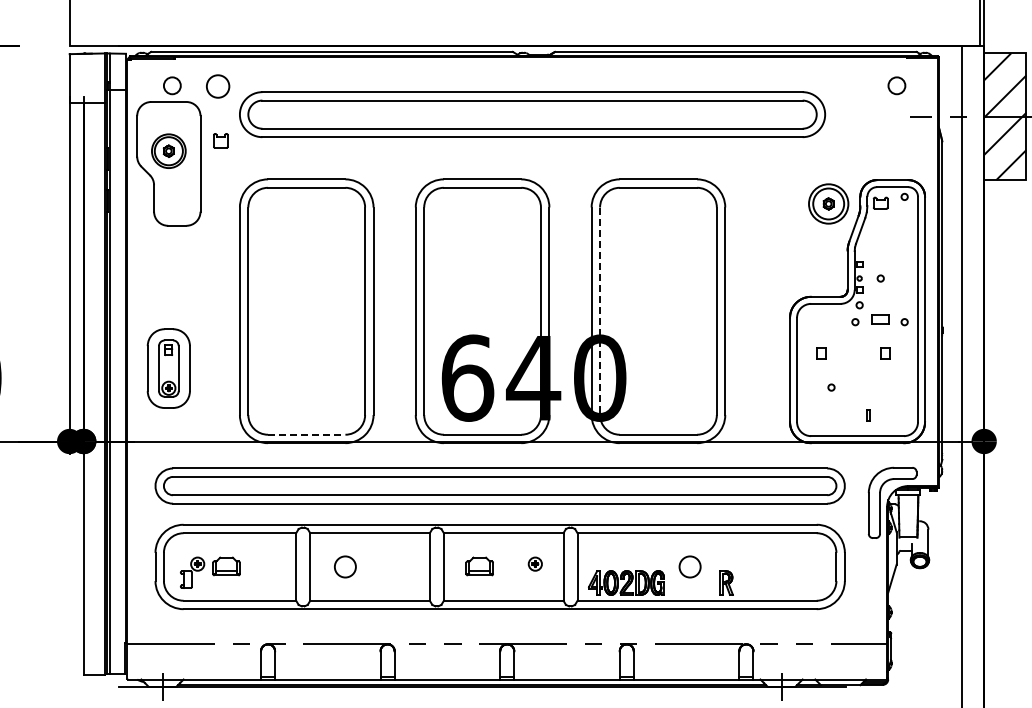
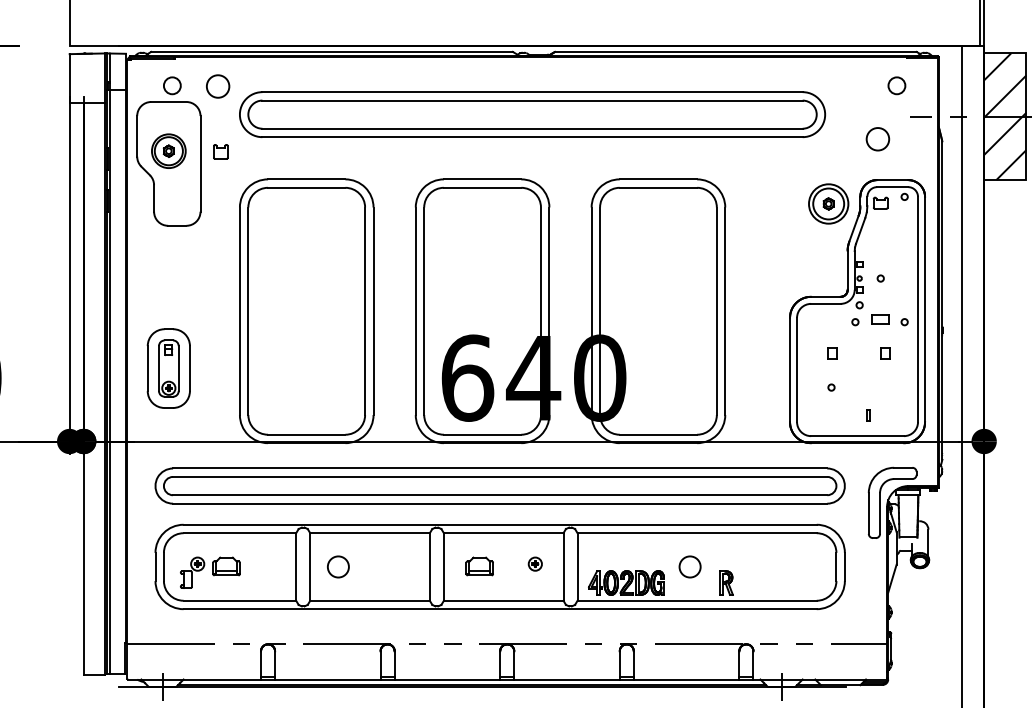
circle: none -> present (877, 139)
part position: (220, 140) -> (220, 151) (220, 151)
line: dashed -> solid (600, 311)
part position: (821, 353) -> (832, 353) (832, 353)
line: dashed -> solid (306, 434)
circle position: (345, 566) -> (338, 566) (338, 566)
